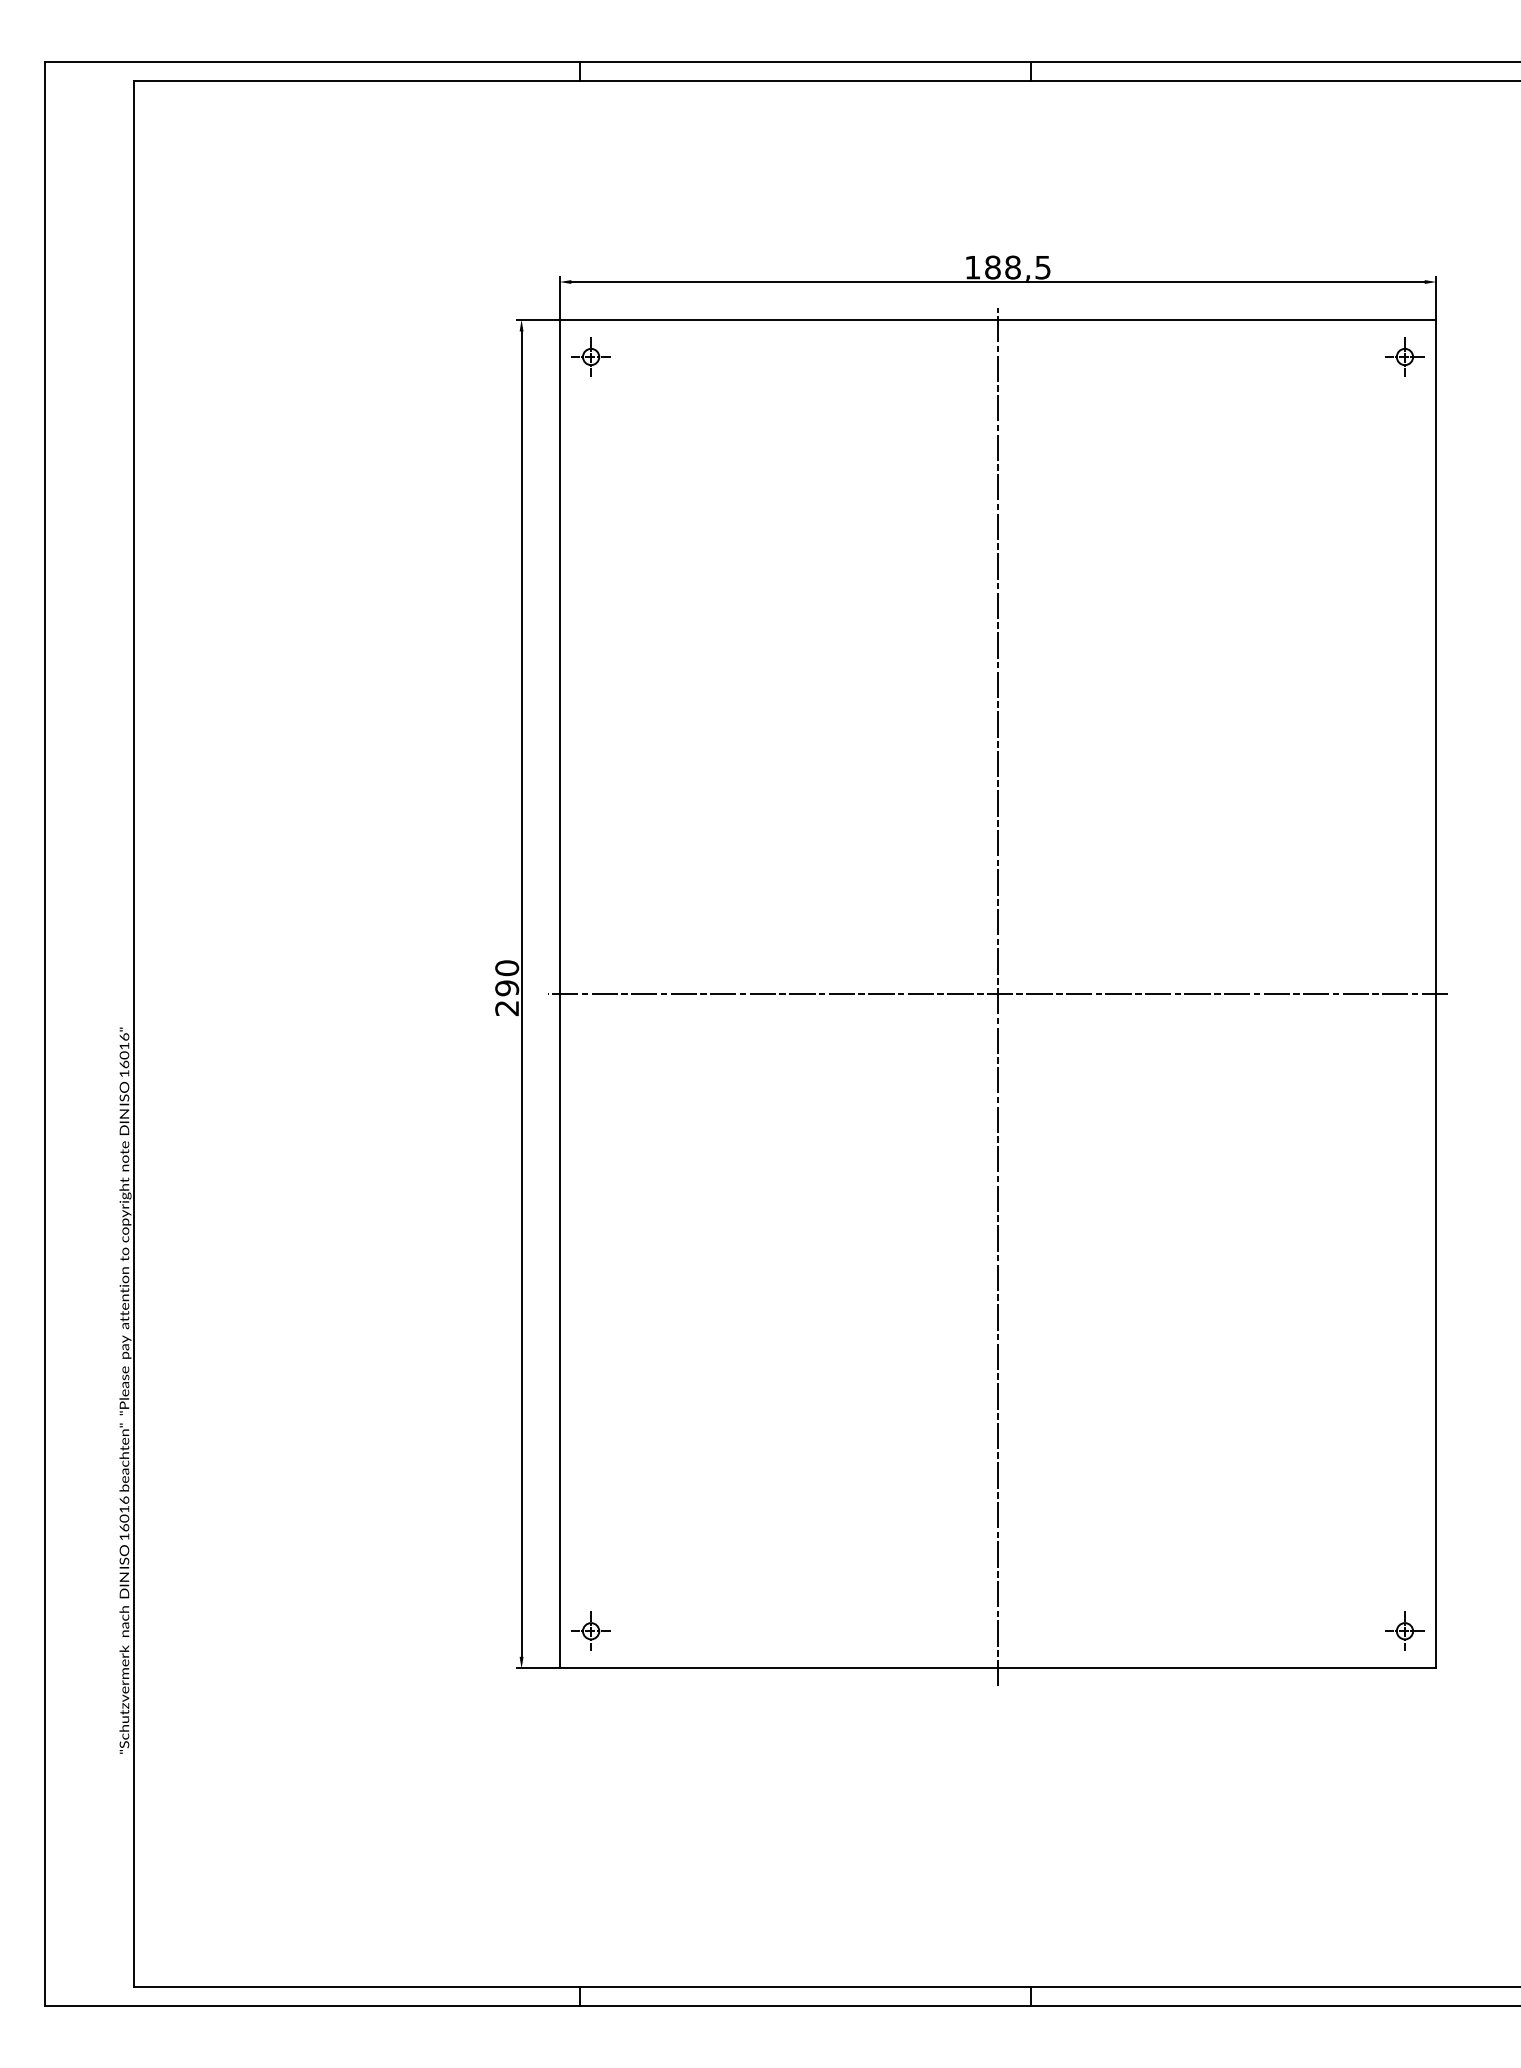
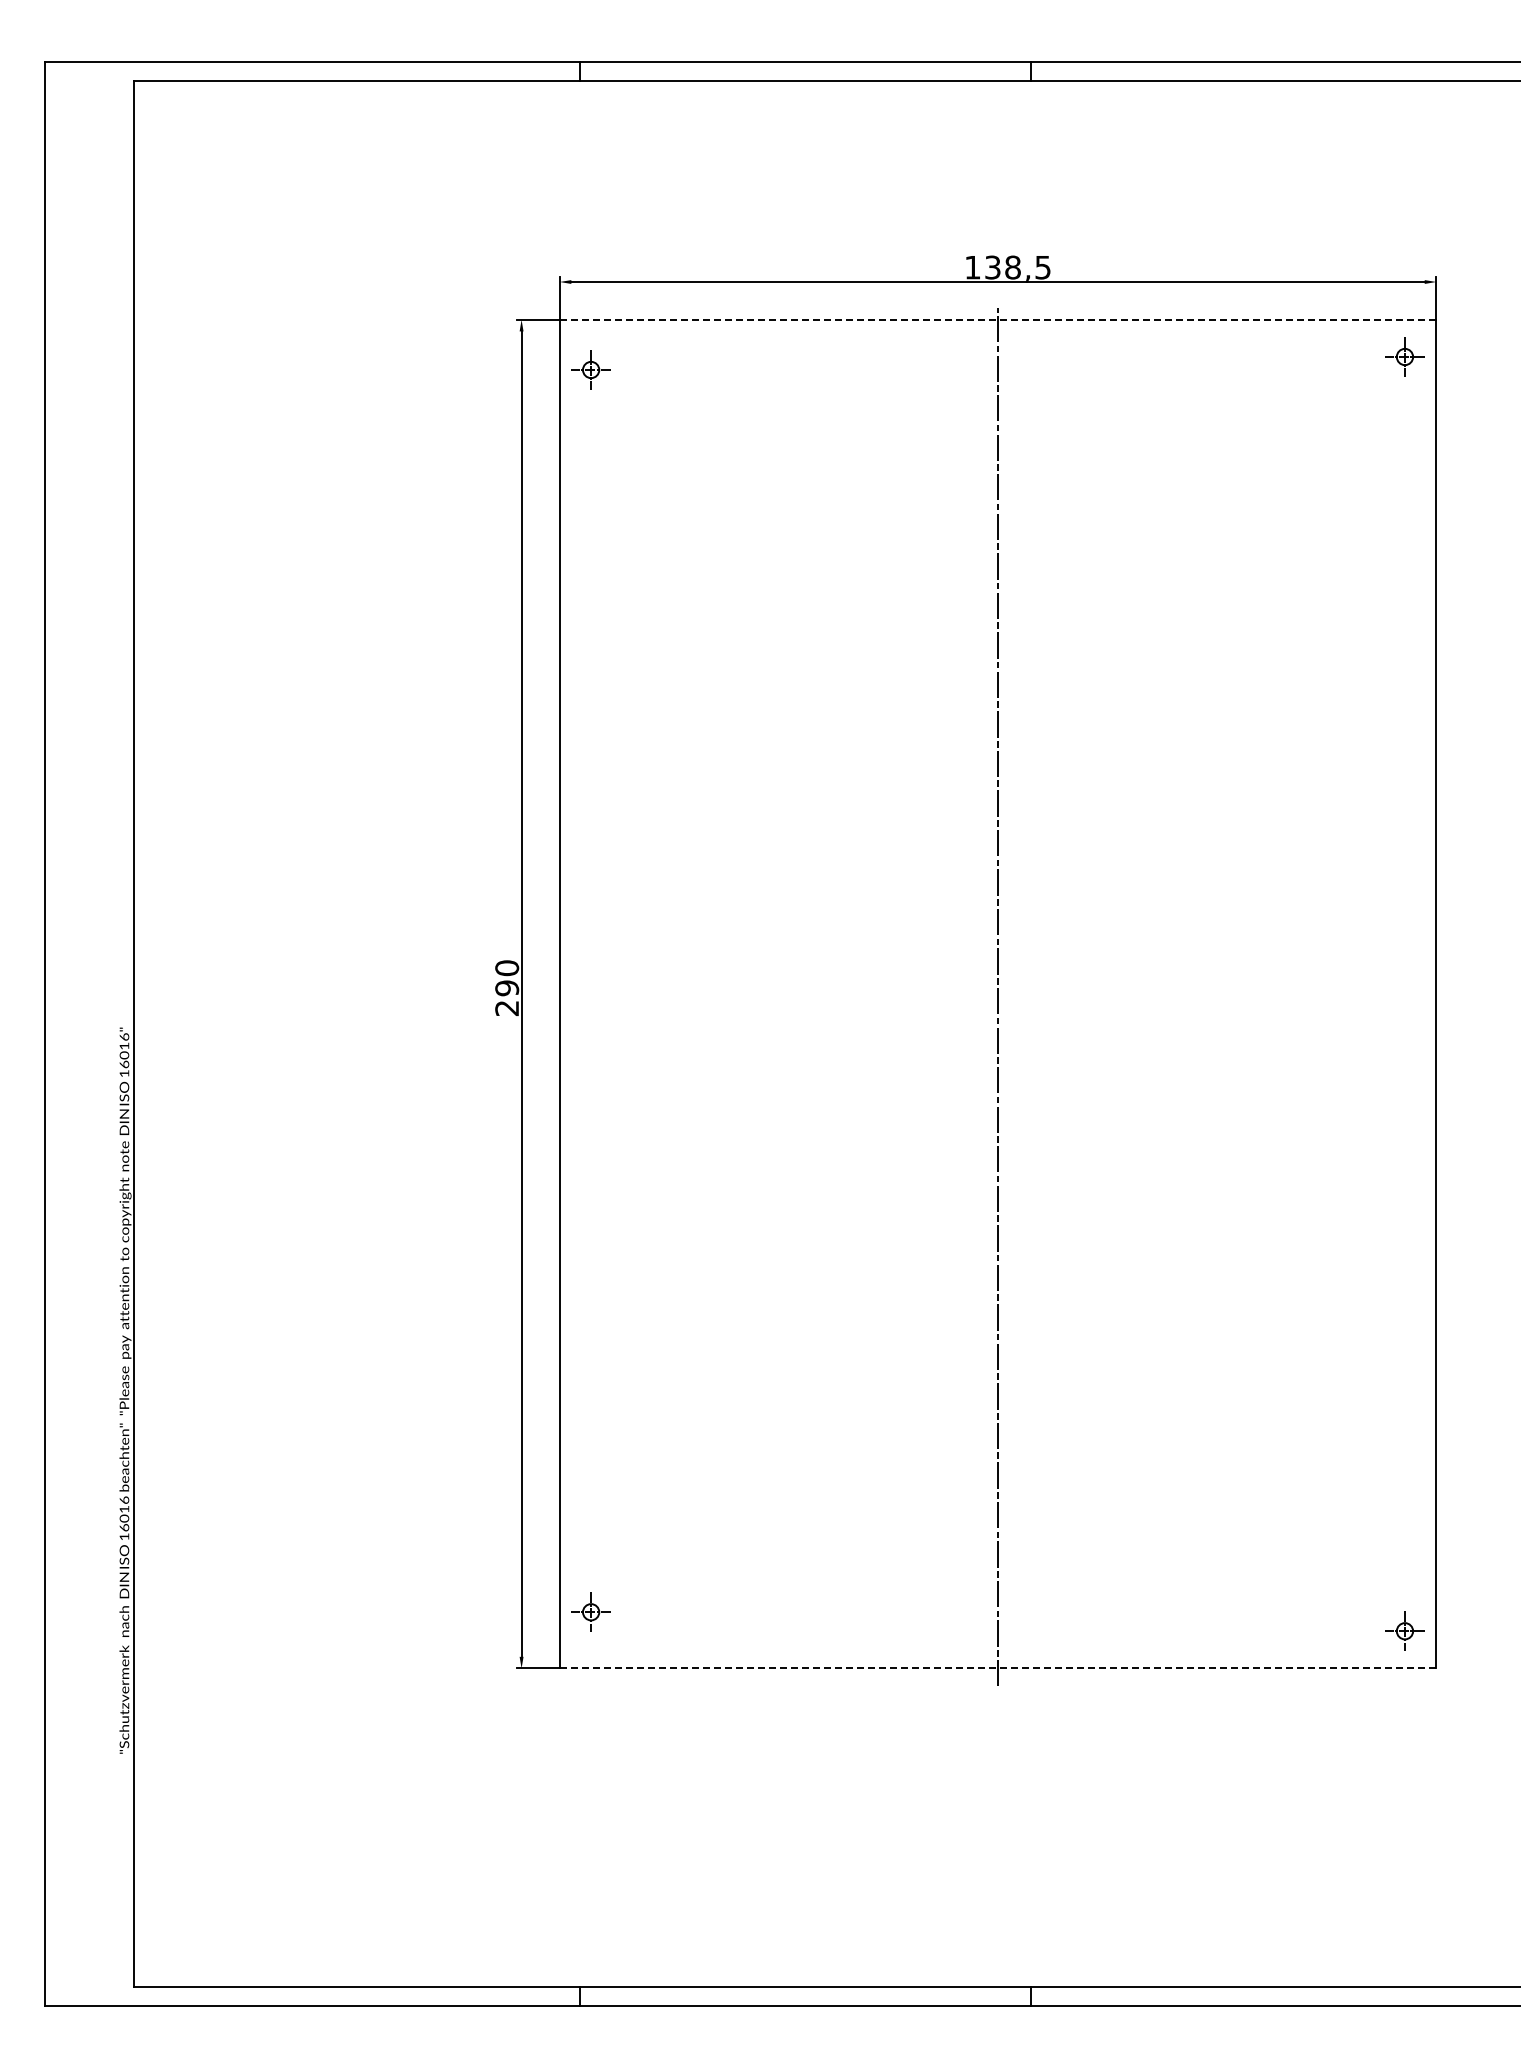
text: 188,5 -> 138,5 (992, 267)
line: solid -> dashed (997, 319)
part position: (590, 356) -> (590, 369) (590, 369)
line: present -> none (997, 994)
part position: (590, 1630) -> (590, 1611) (590, 1611)
line: solid -> dashed (998, 1668)
